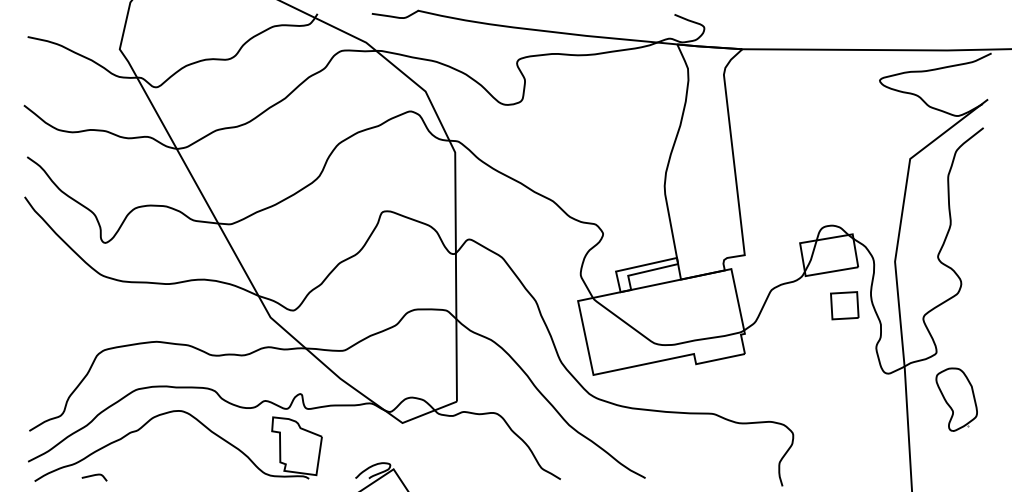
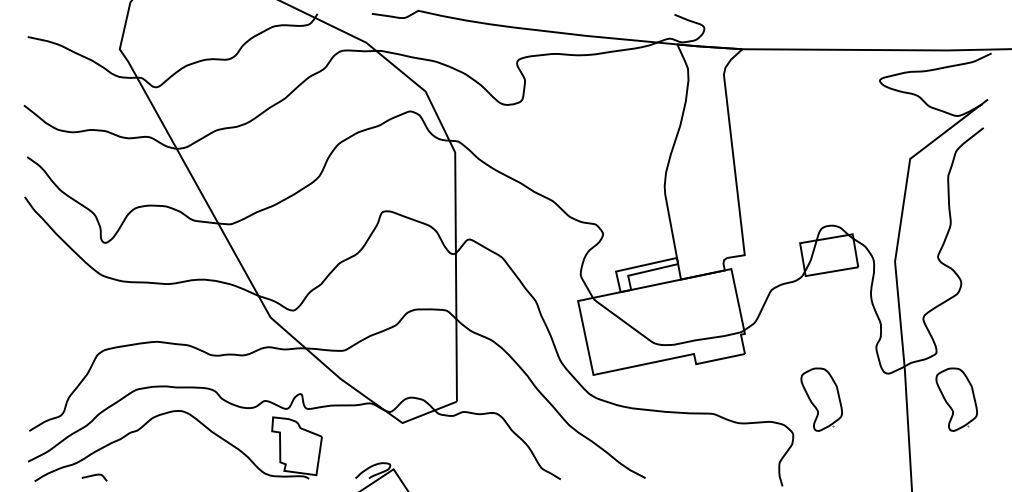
part: present -> none (844, 305)
part: none -> present (821, 399)
